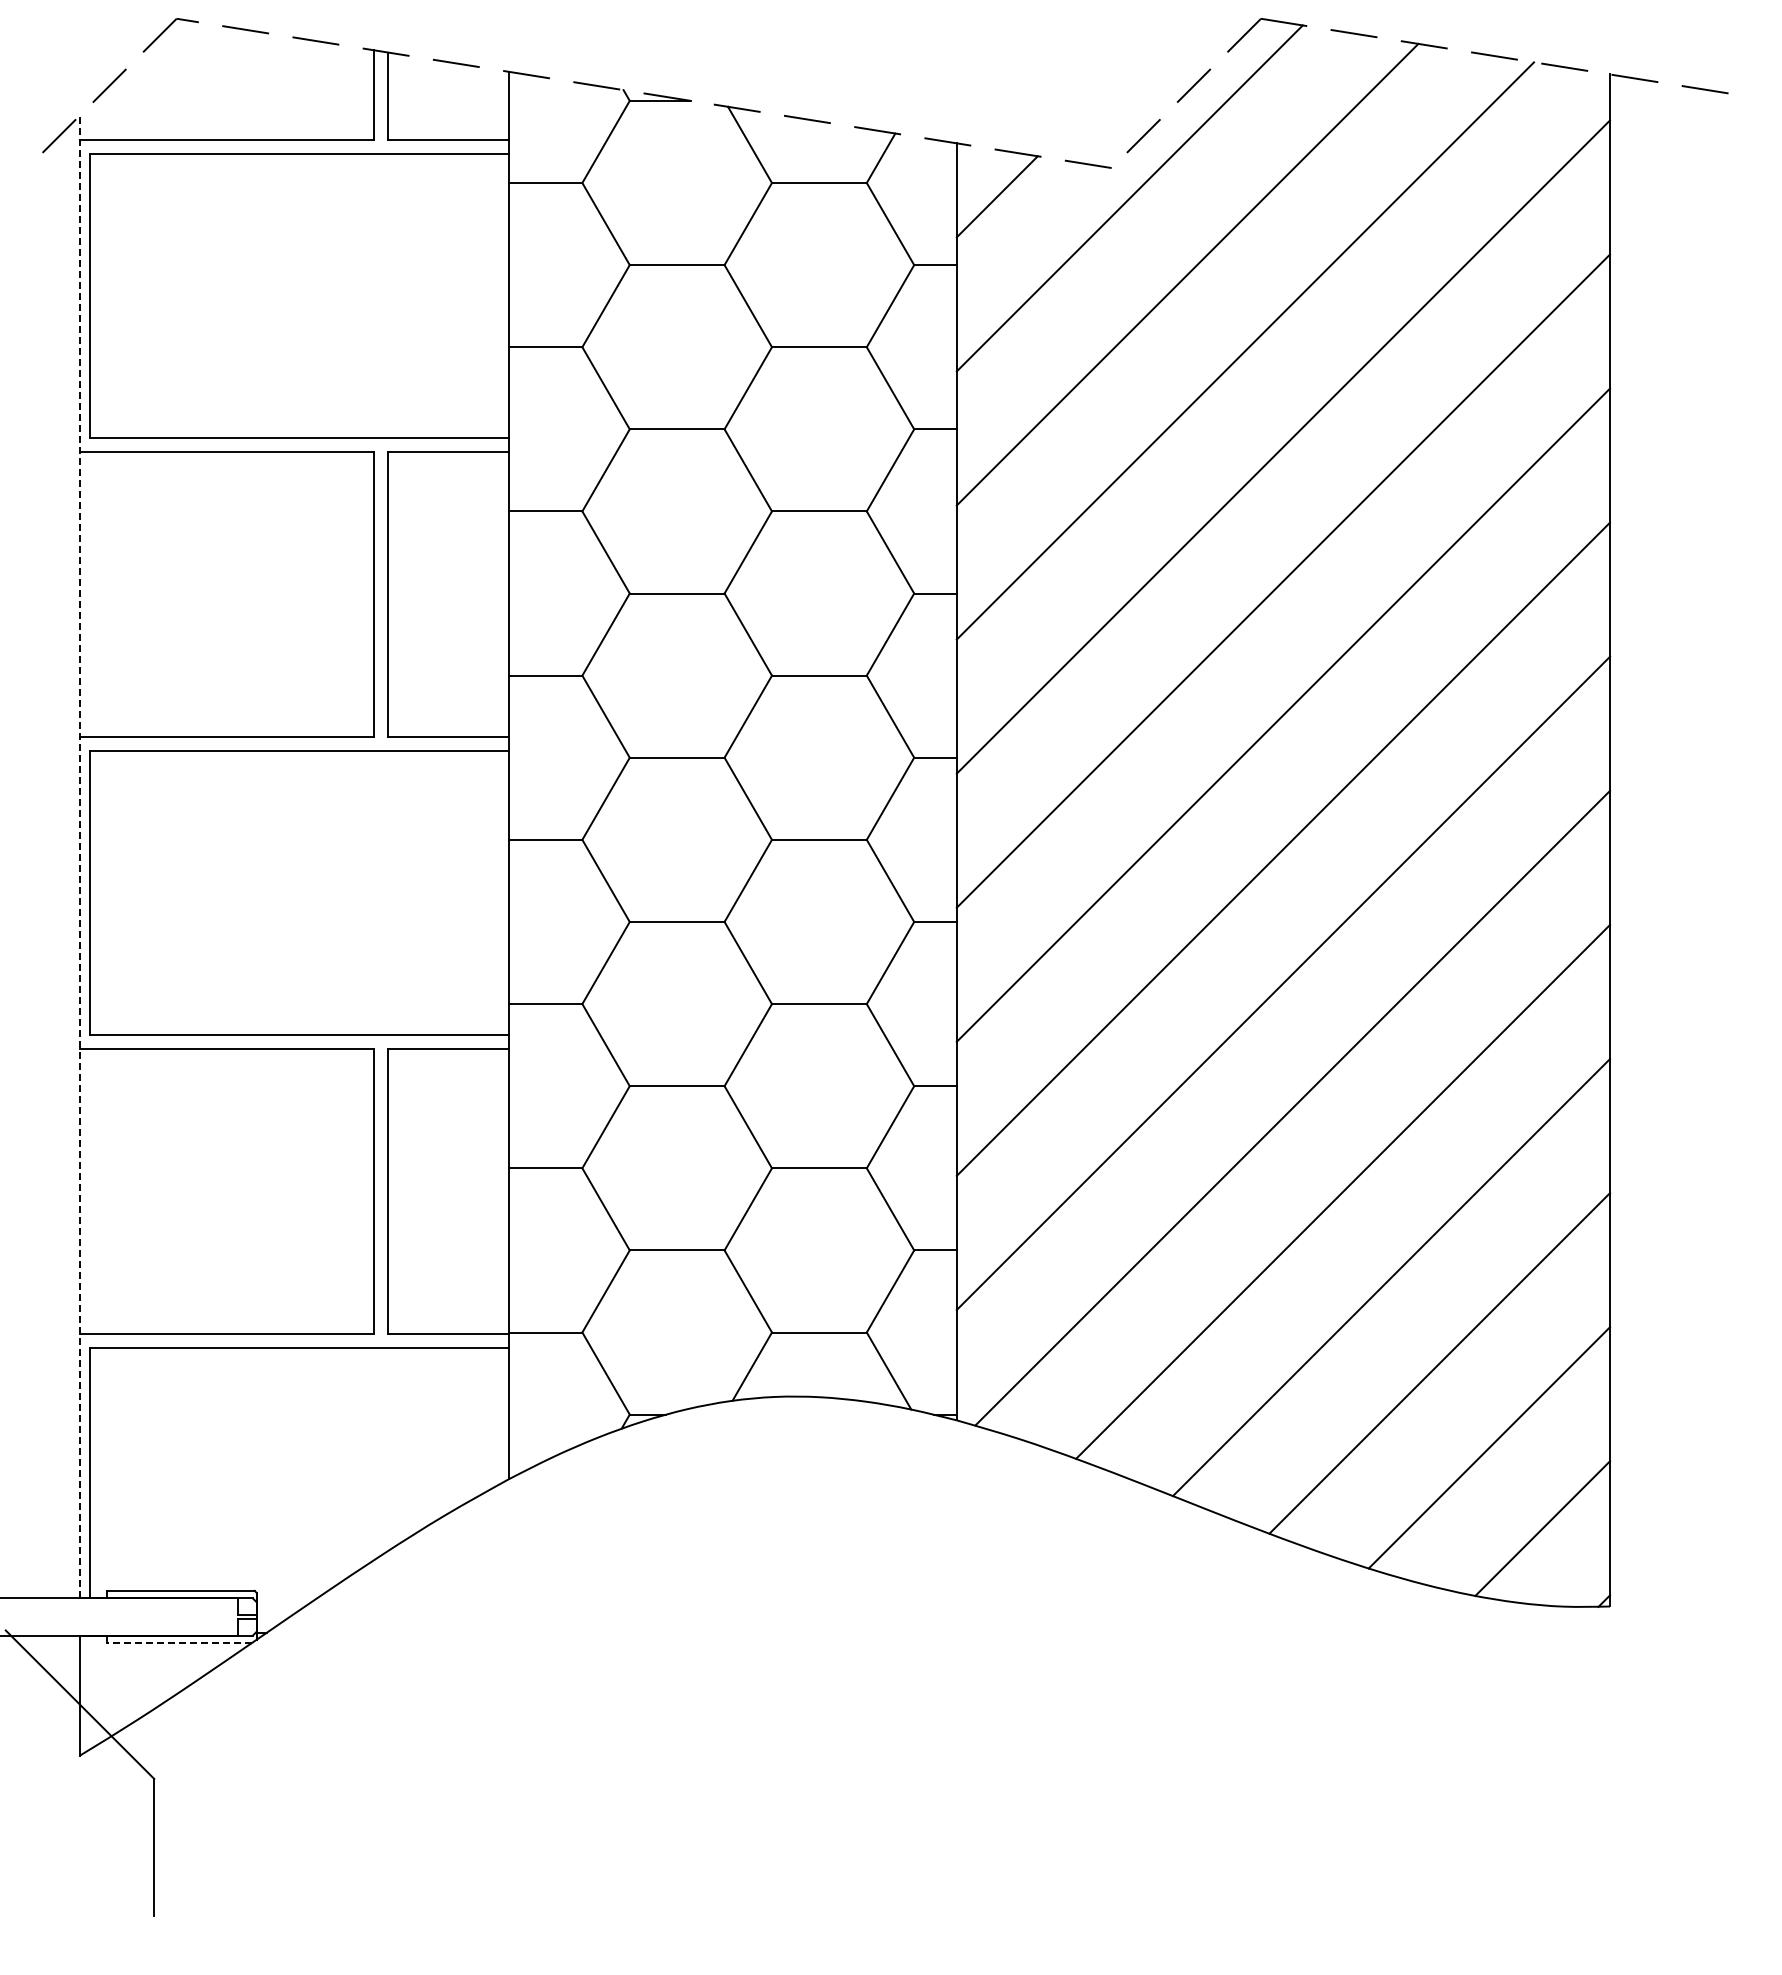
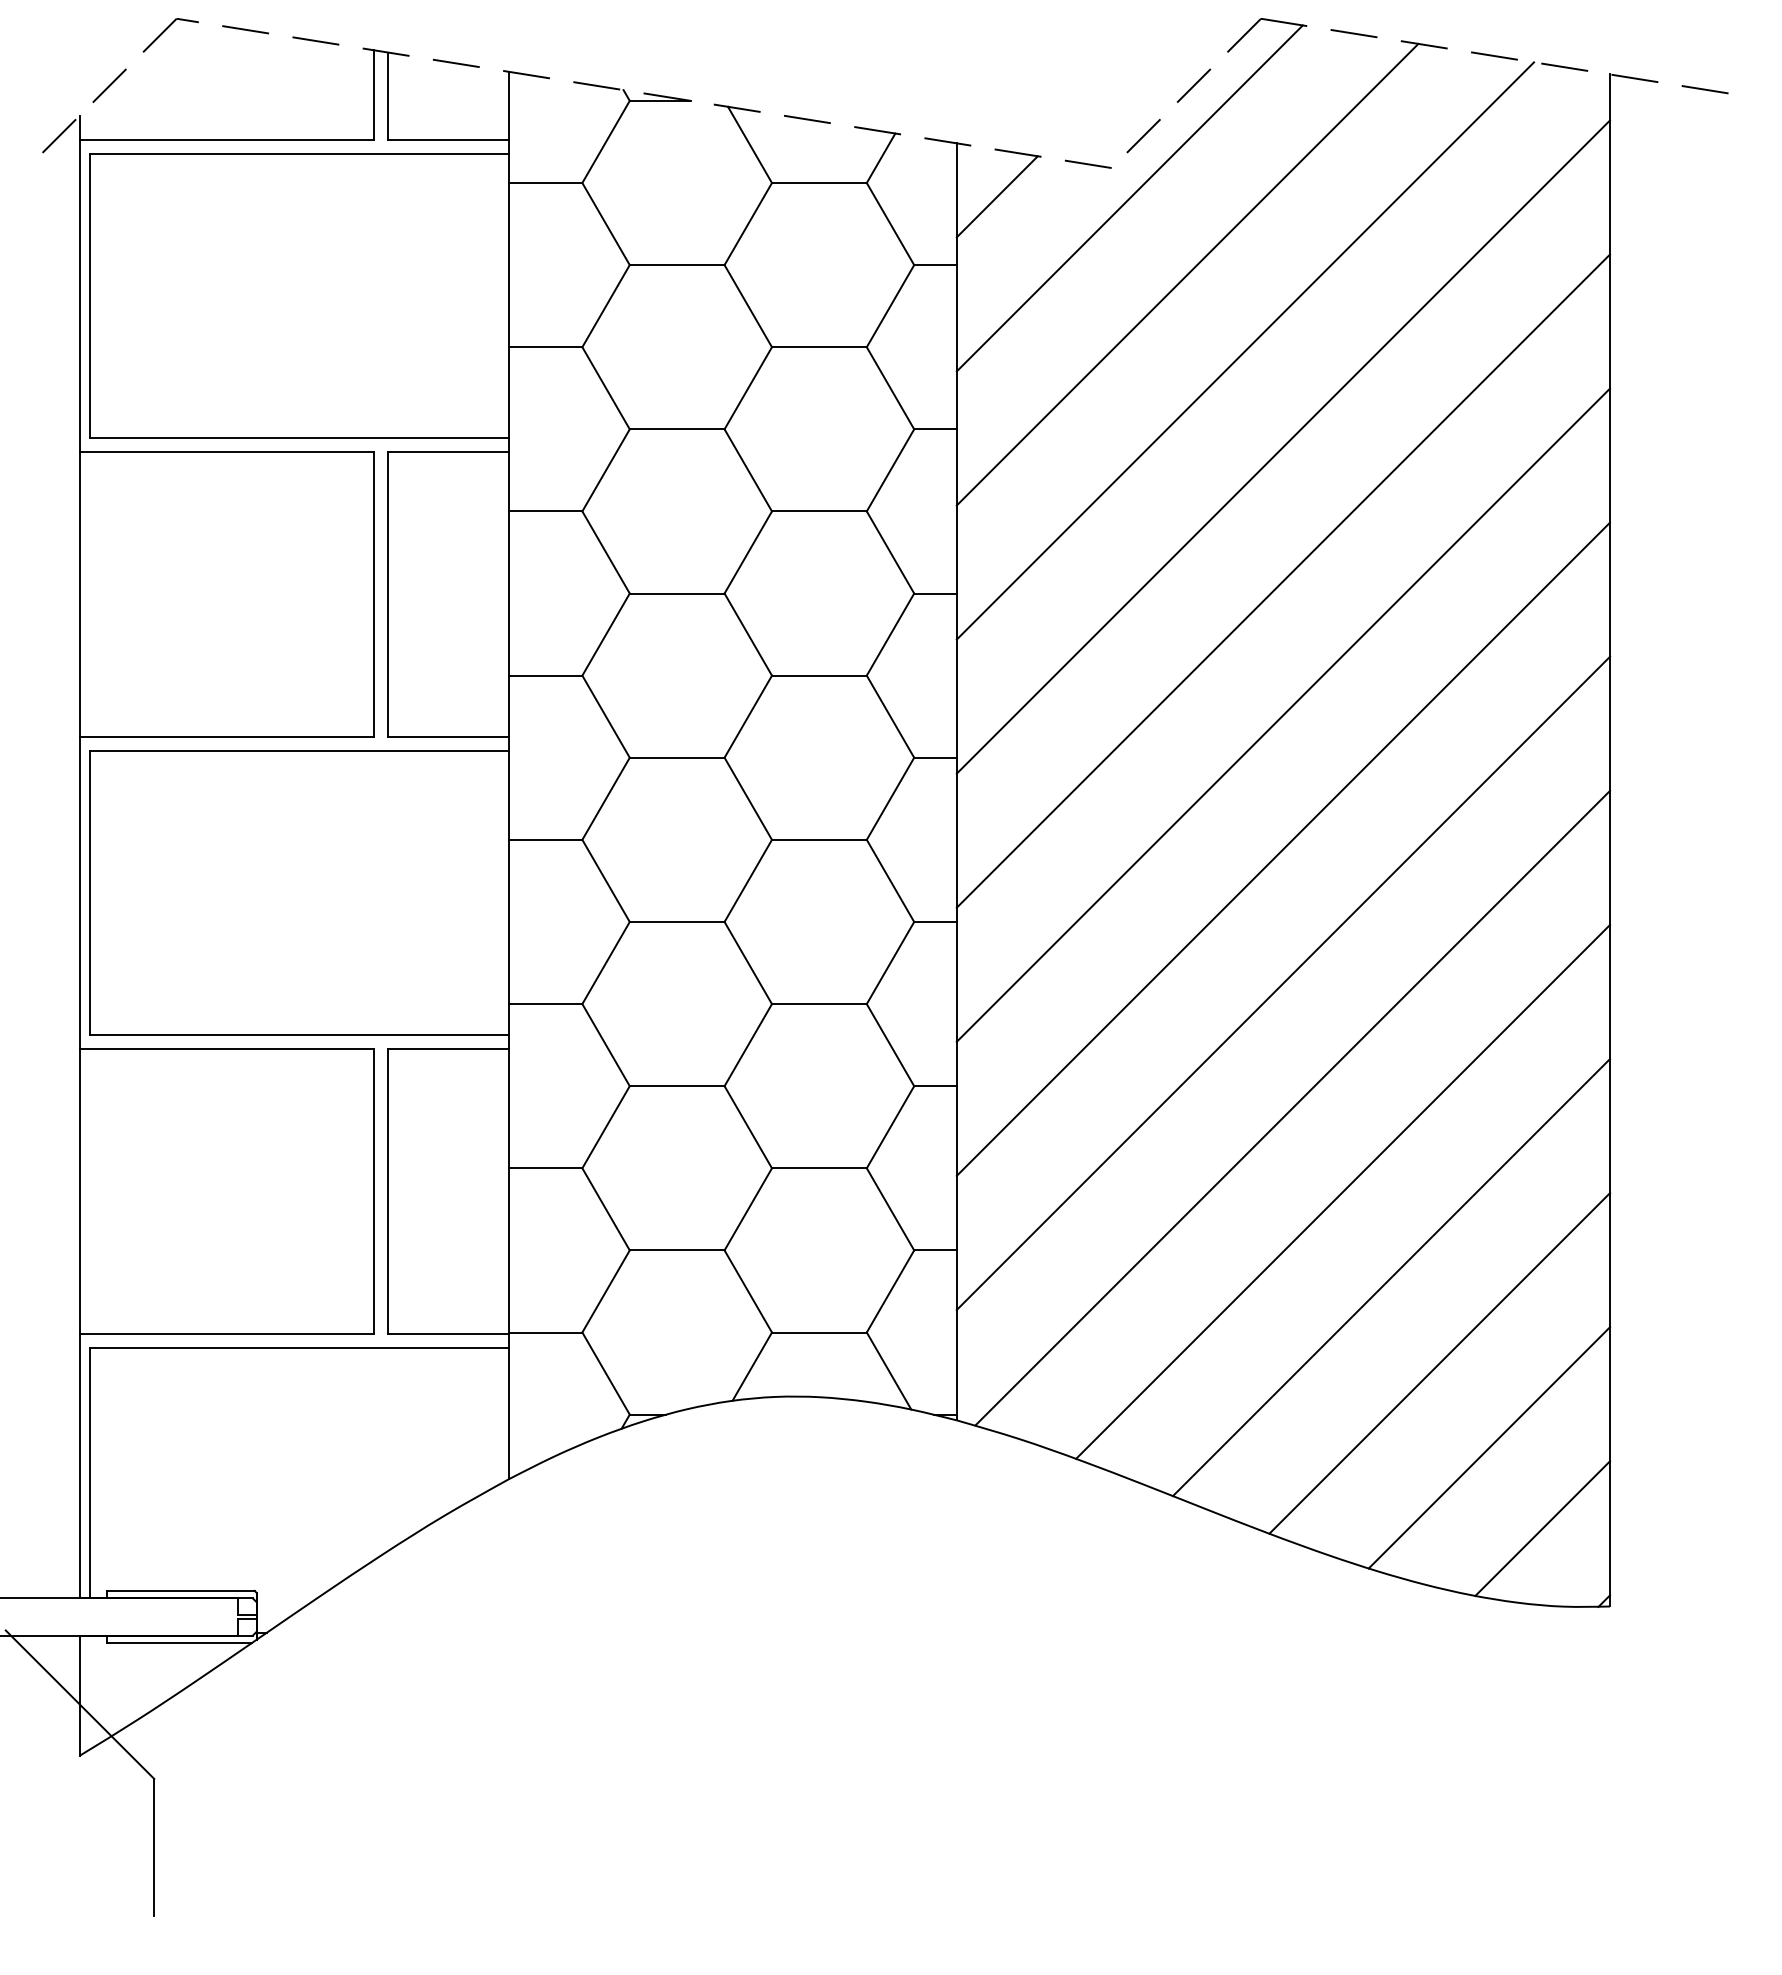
line: dashed -> solid (79, 856)
line: dashed -> solid (178, 1643)
